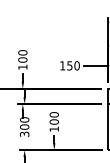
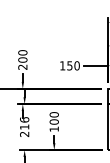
text: 100 -> 200 (22, 66)
text: 300 -> 216 (24, 126)
